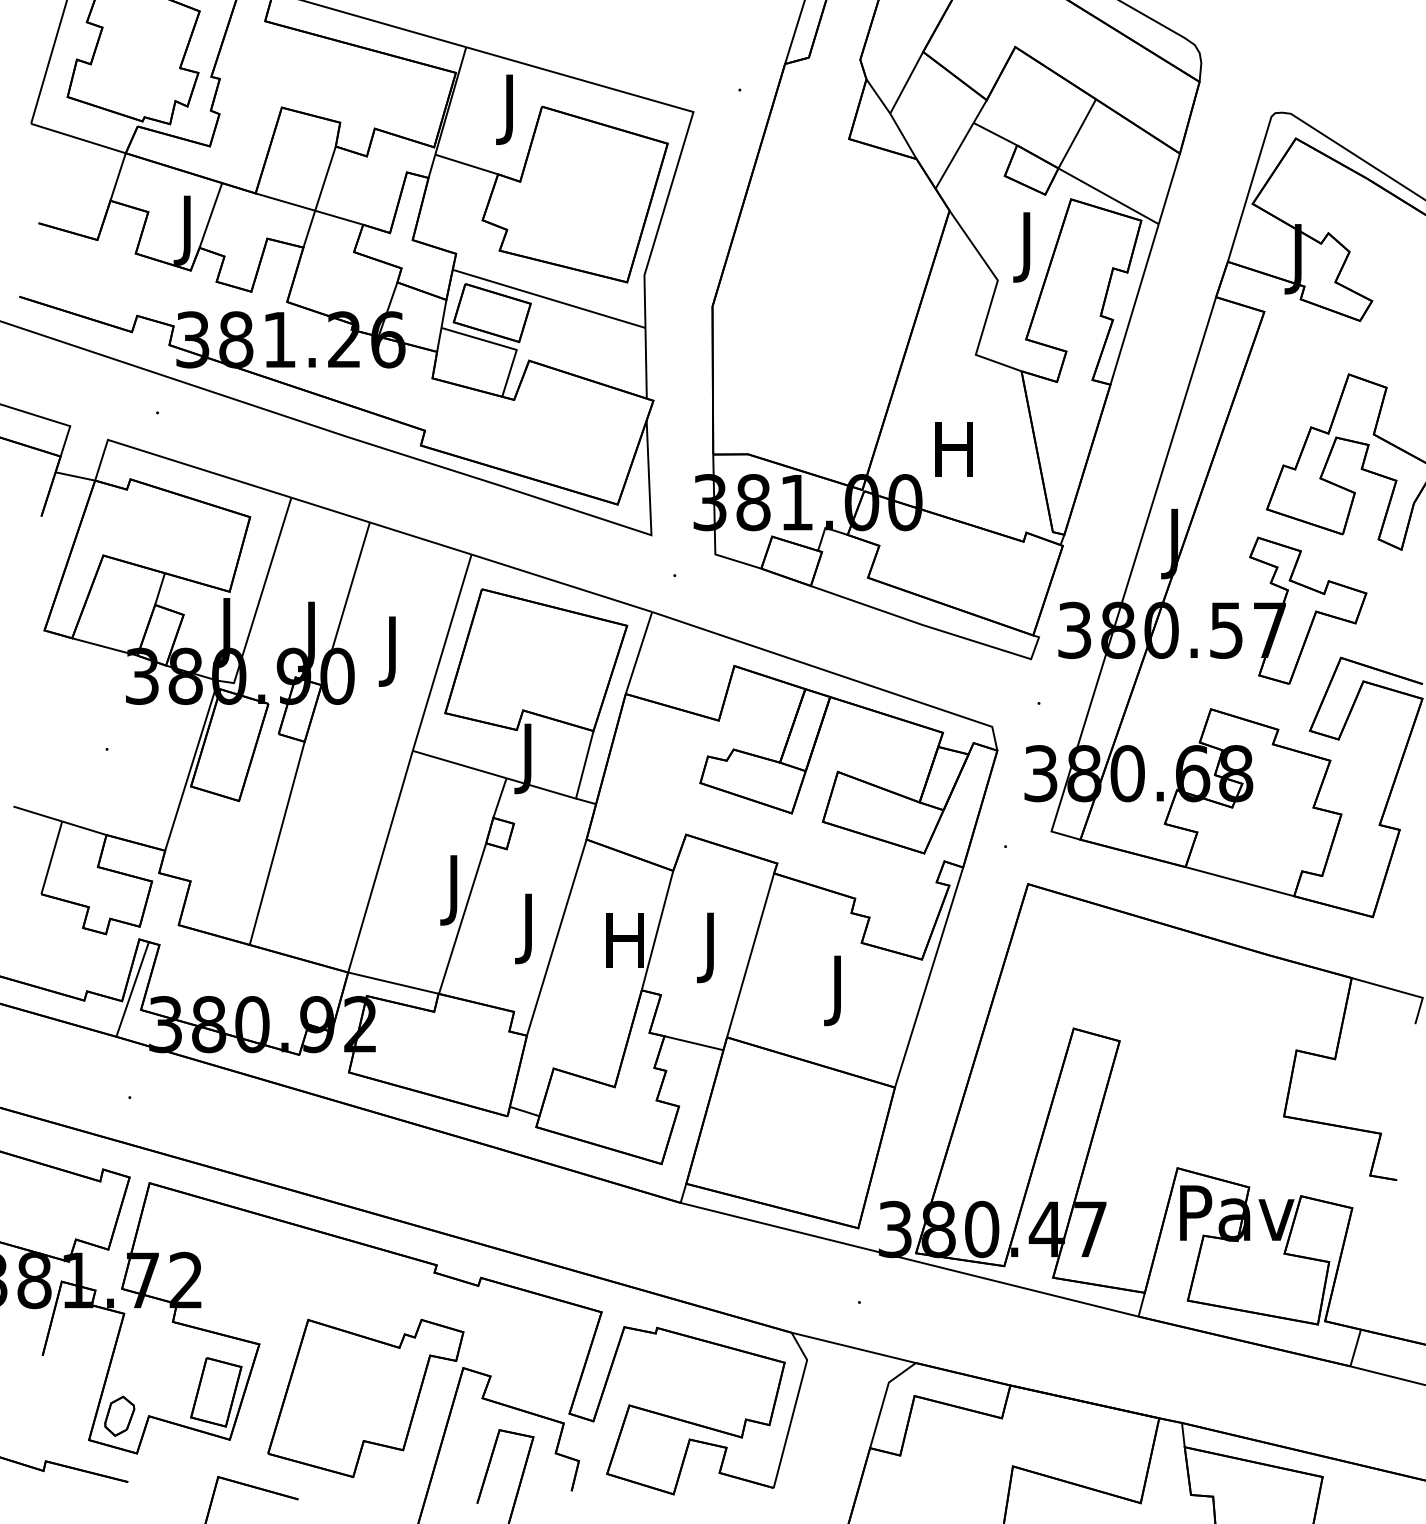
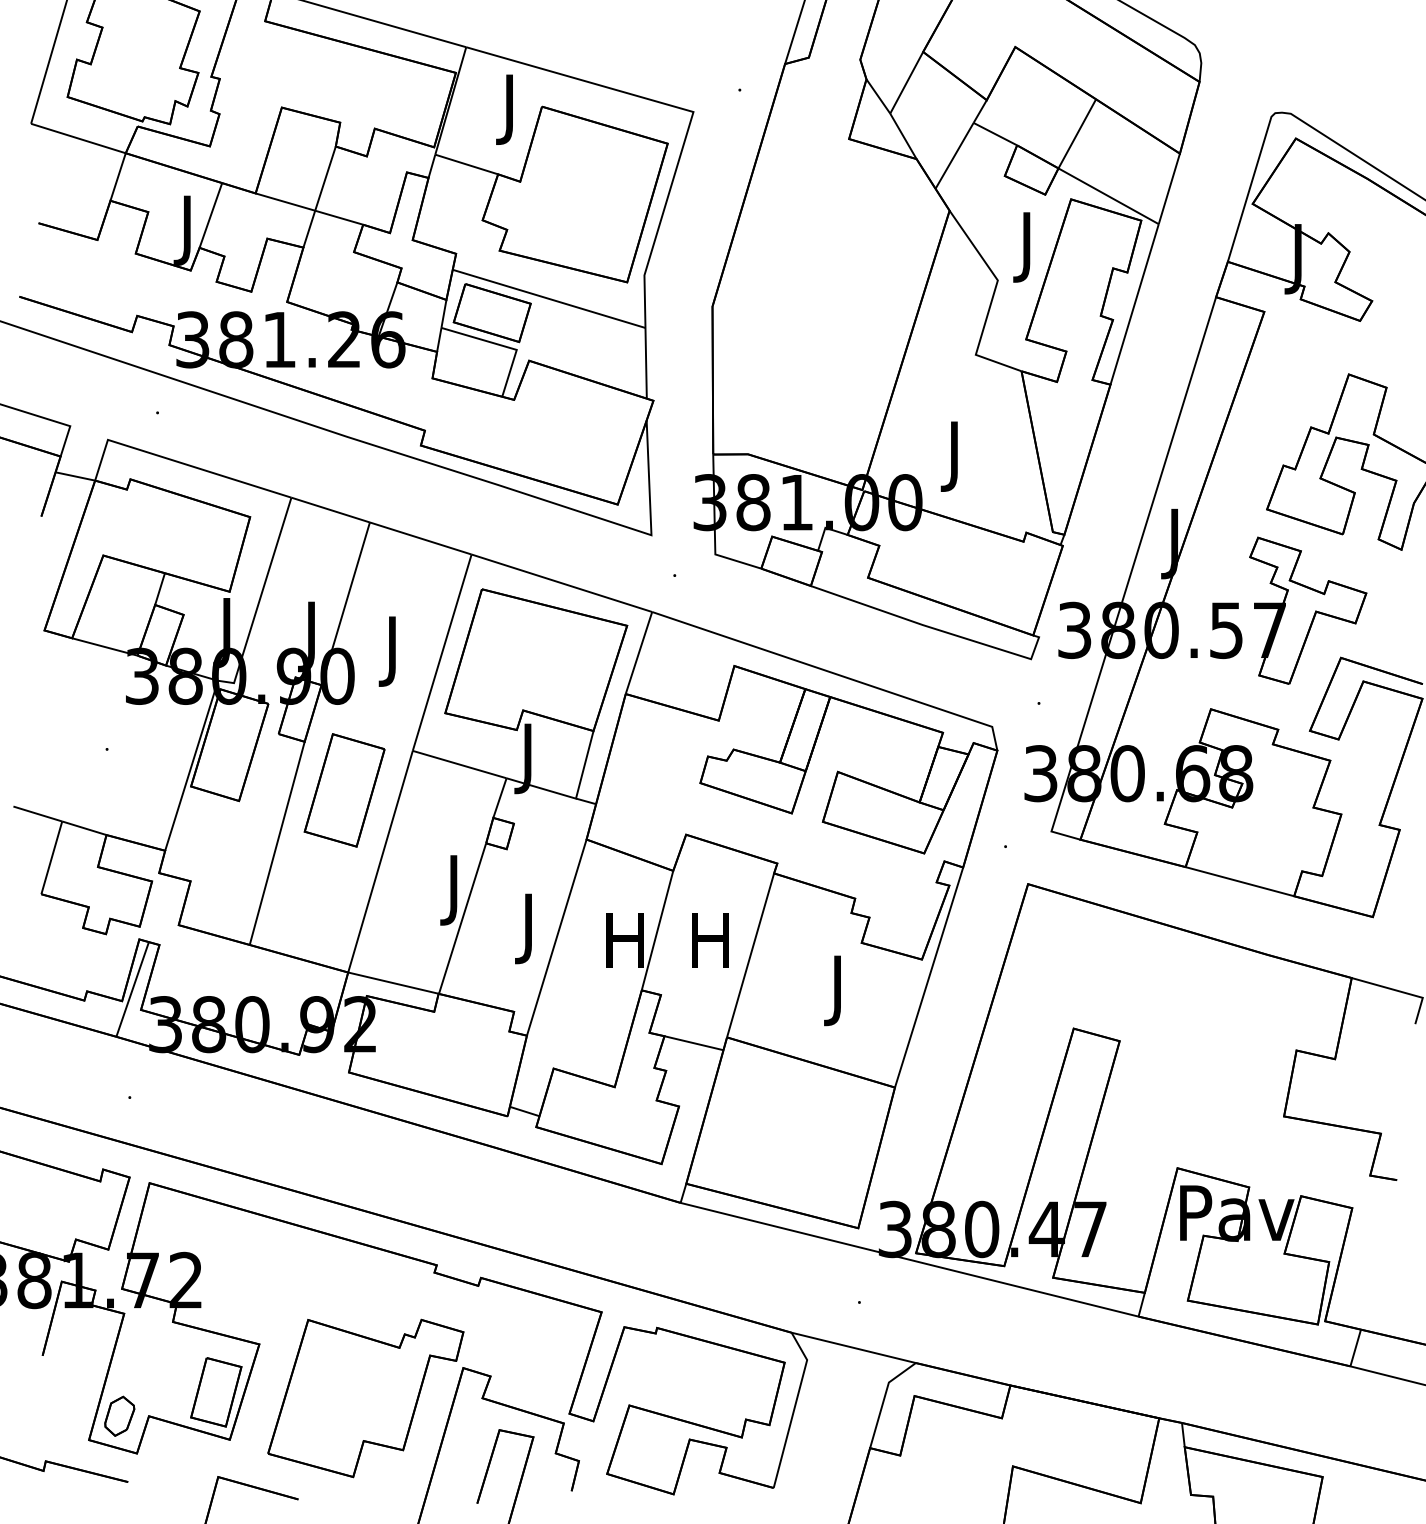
text: H -> J (953, 456)
part: none -> present (344, 790)
text: J -> H (710, 947)
